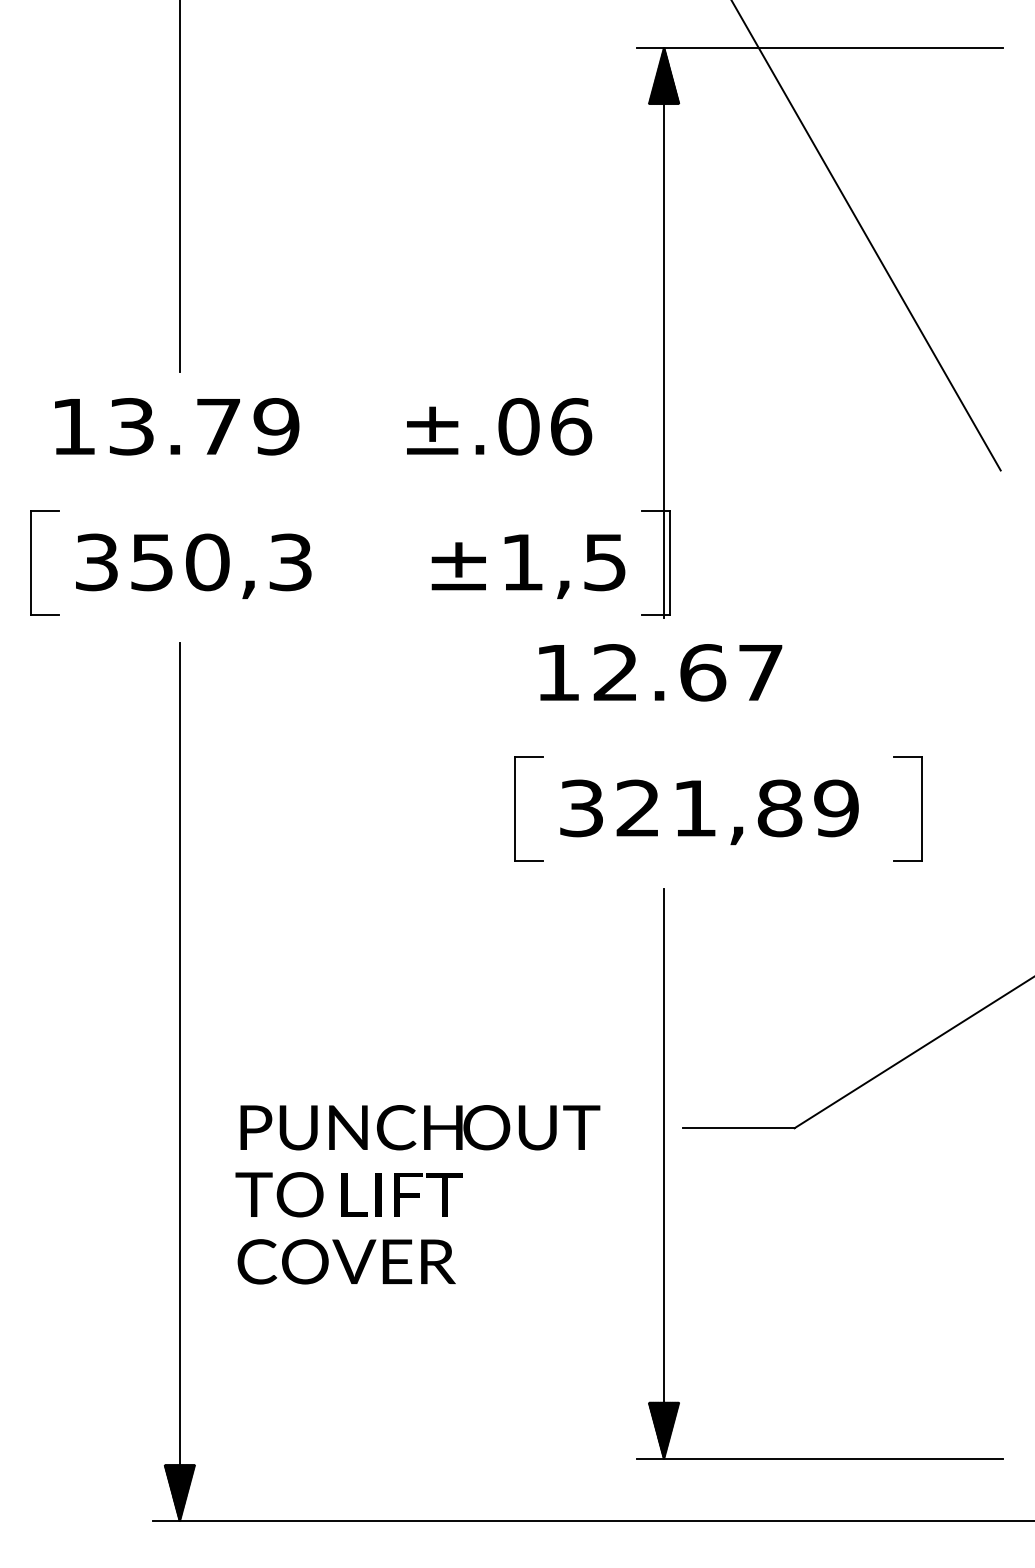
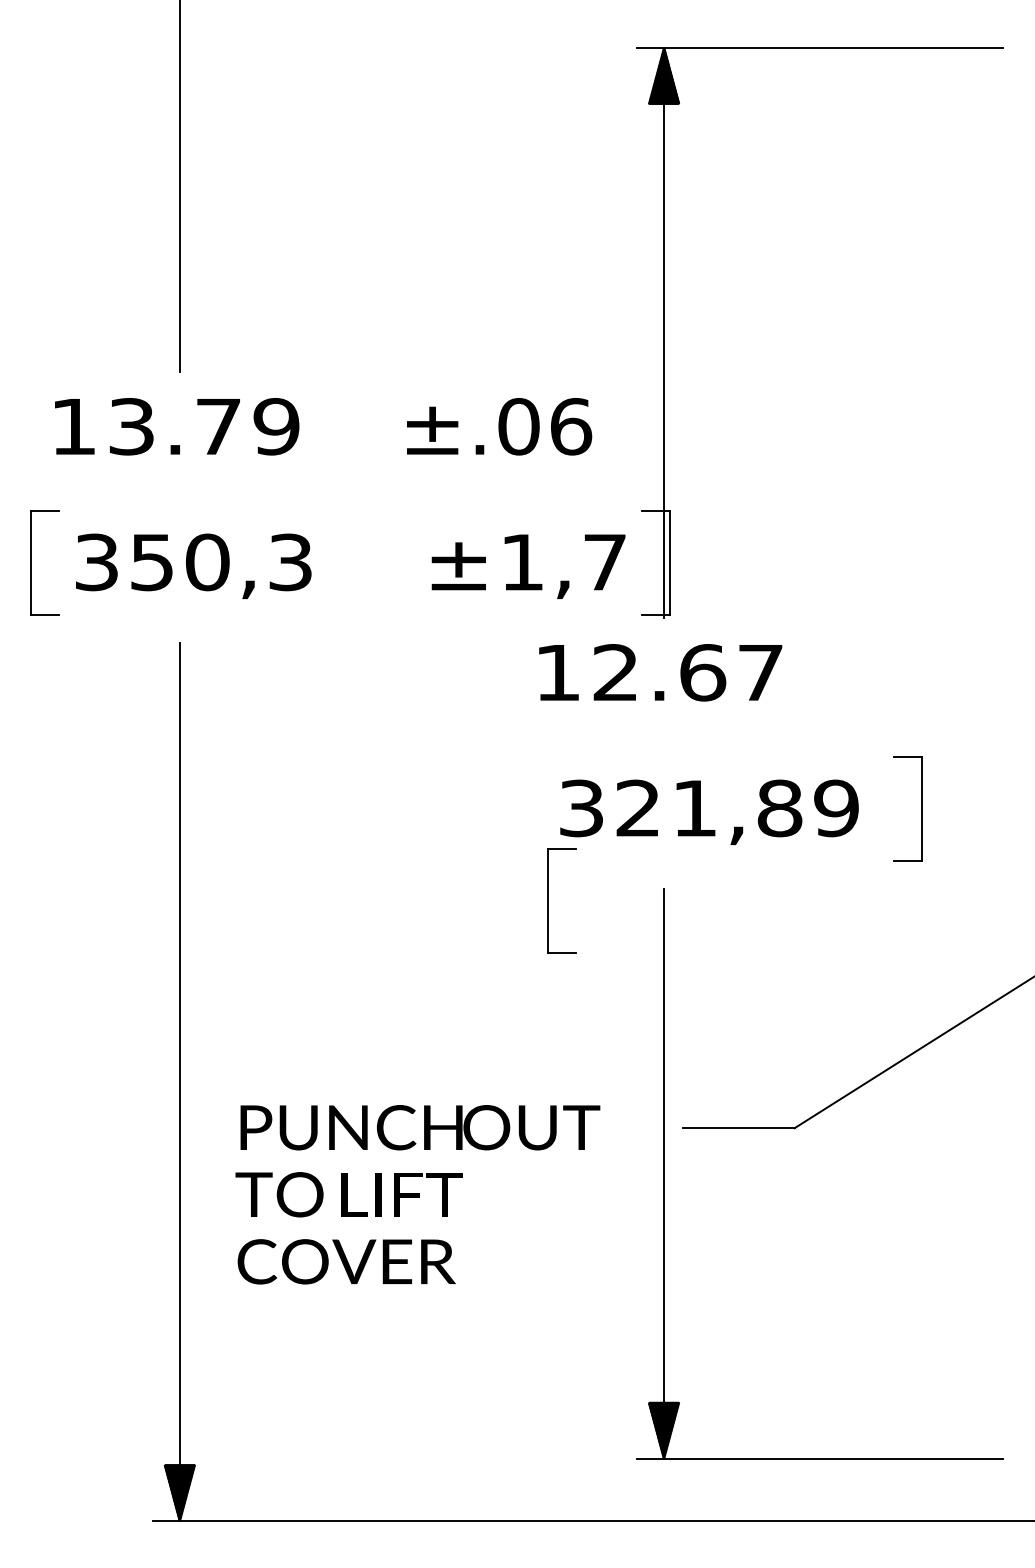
line: present -> none (866, 236)
text: ±1,5 -> ±1,7 (604, 562)
part position: (515, 808) -> (548, 900) (548, 900)
